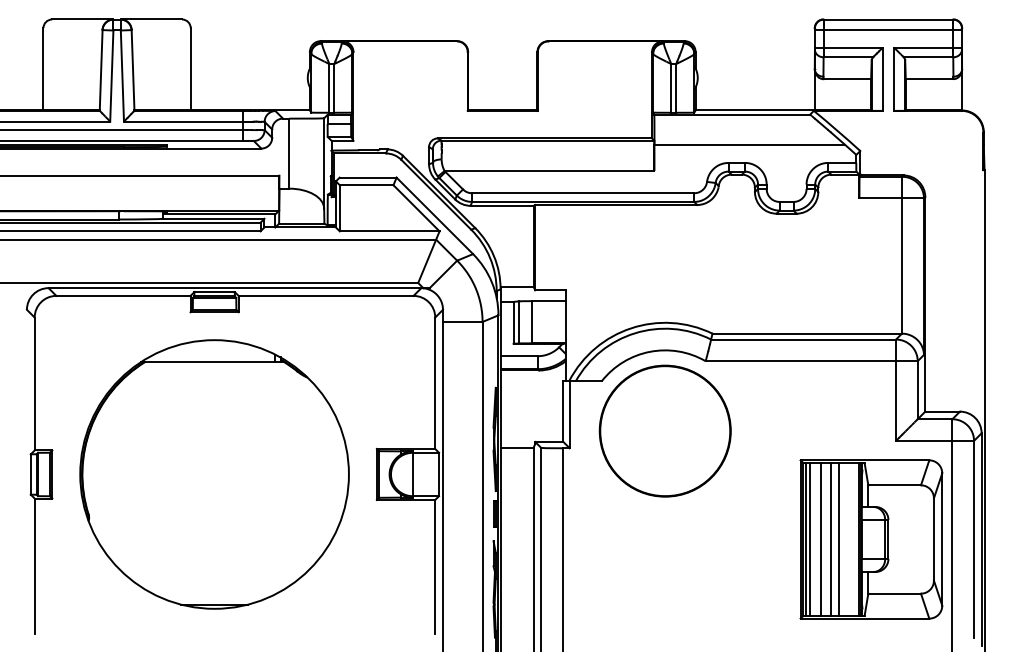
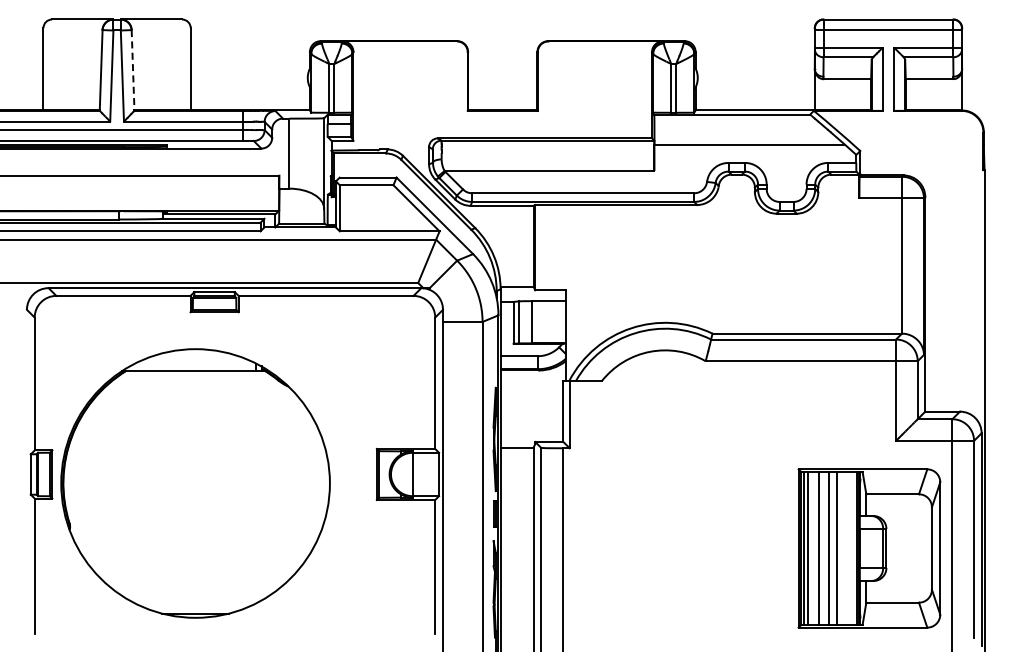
line: solid -> dashed (133, 70)
circle: present -> none (664, 430)
part position: (214, 474) -> (195, 483) (195, 483)
part position: (871, 539) -> (869, 548) (869, 548)
